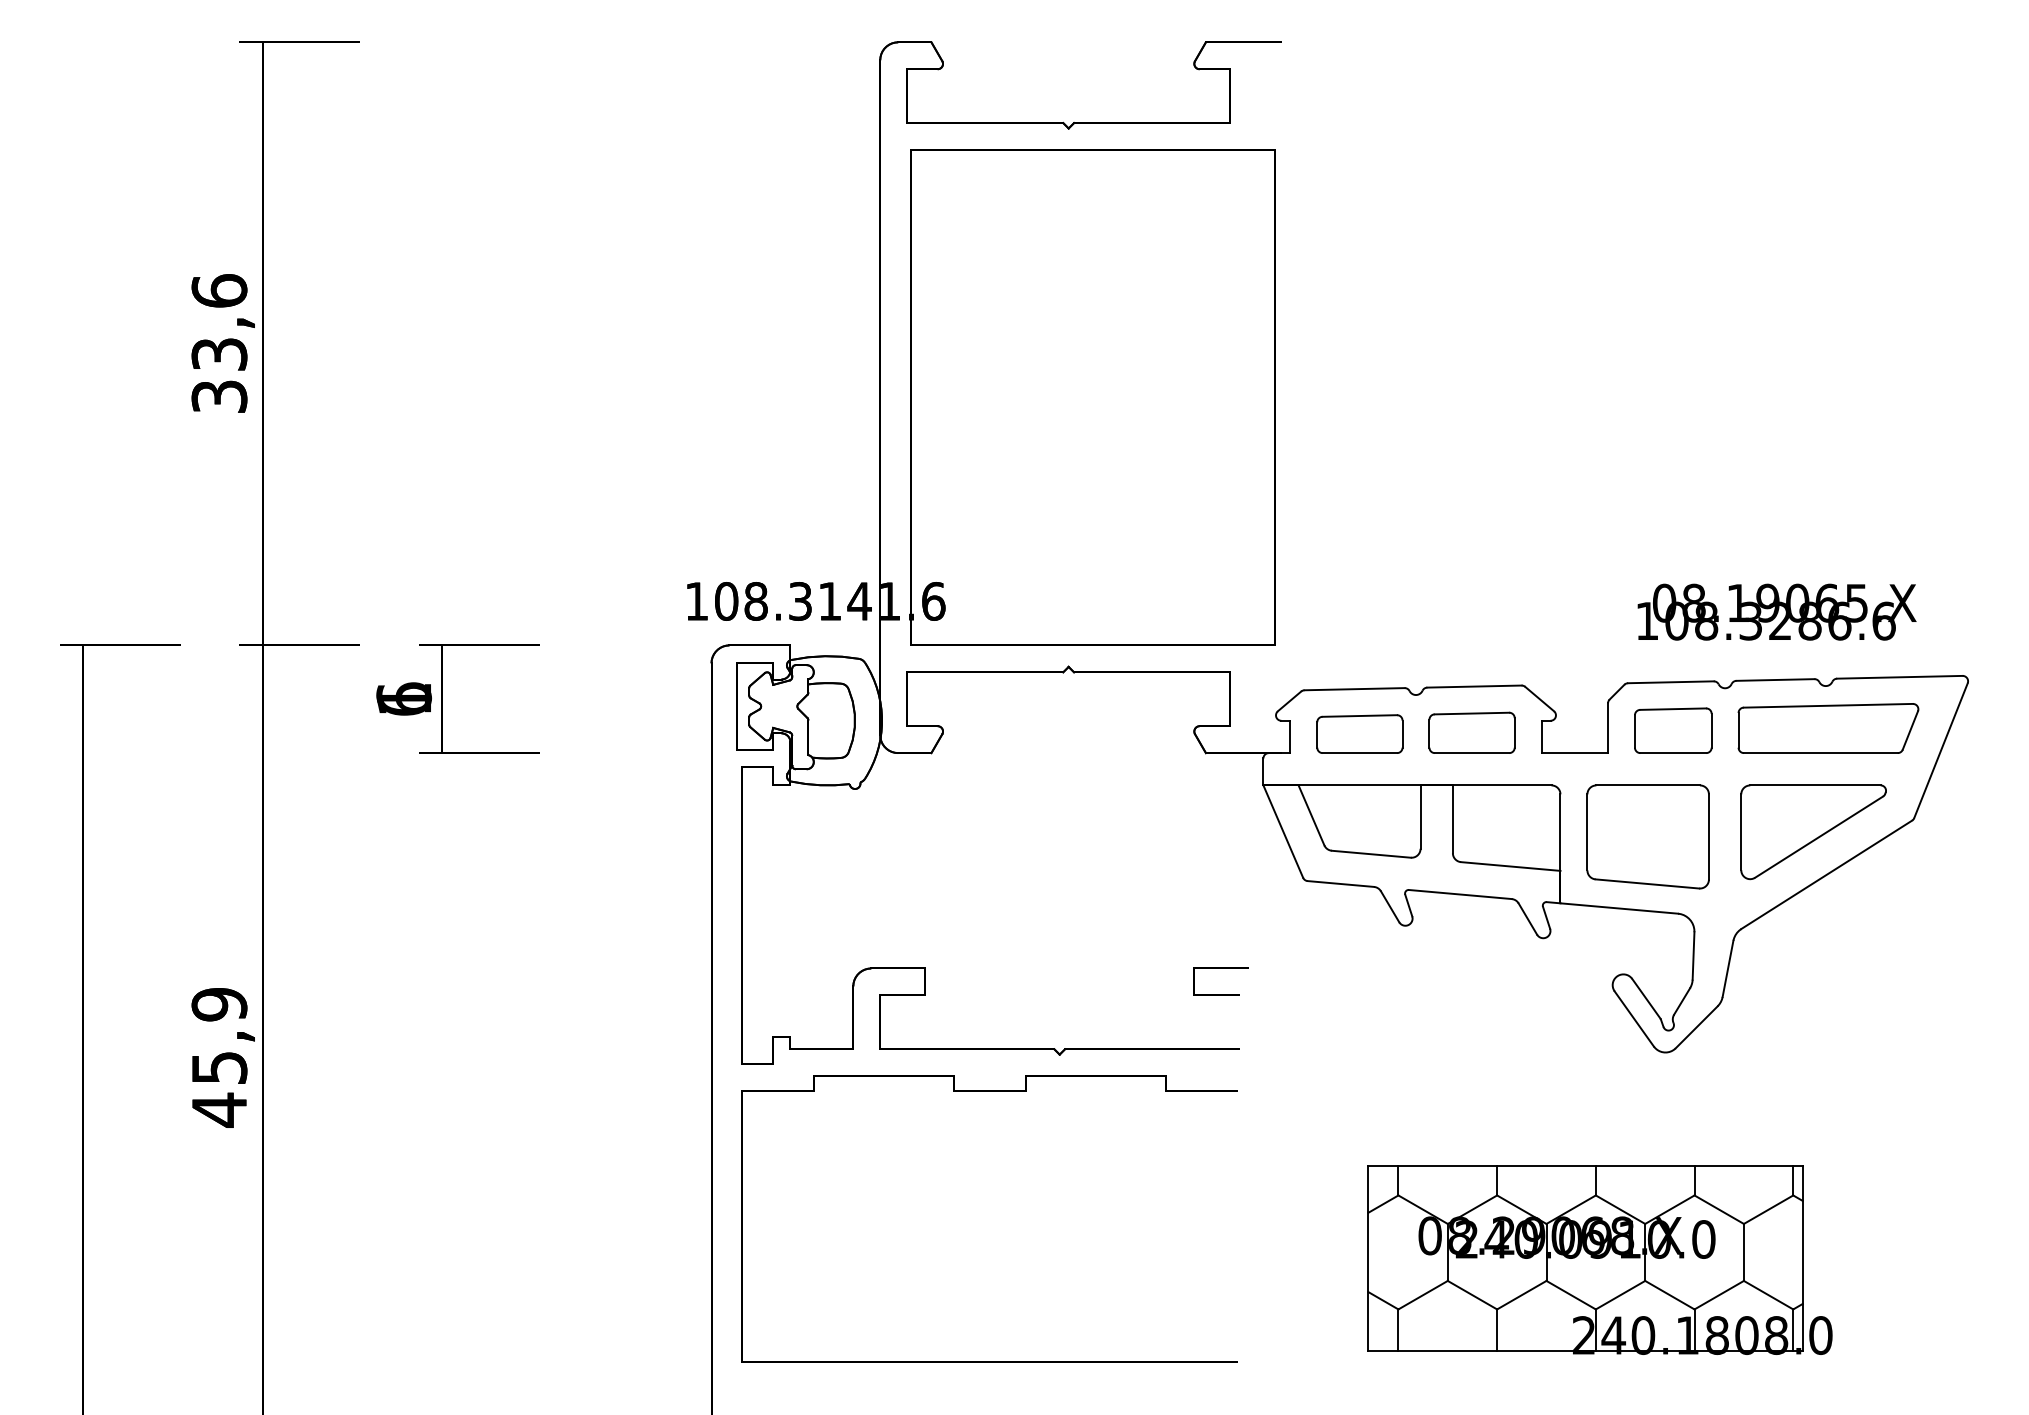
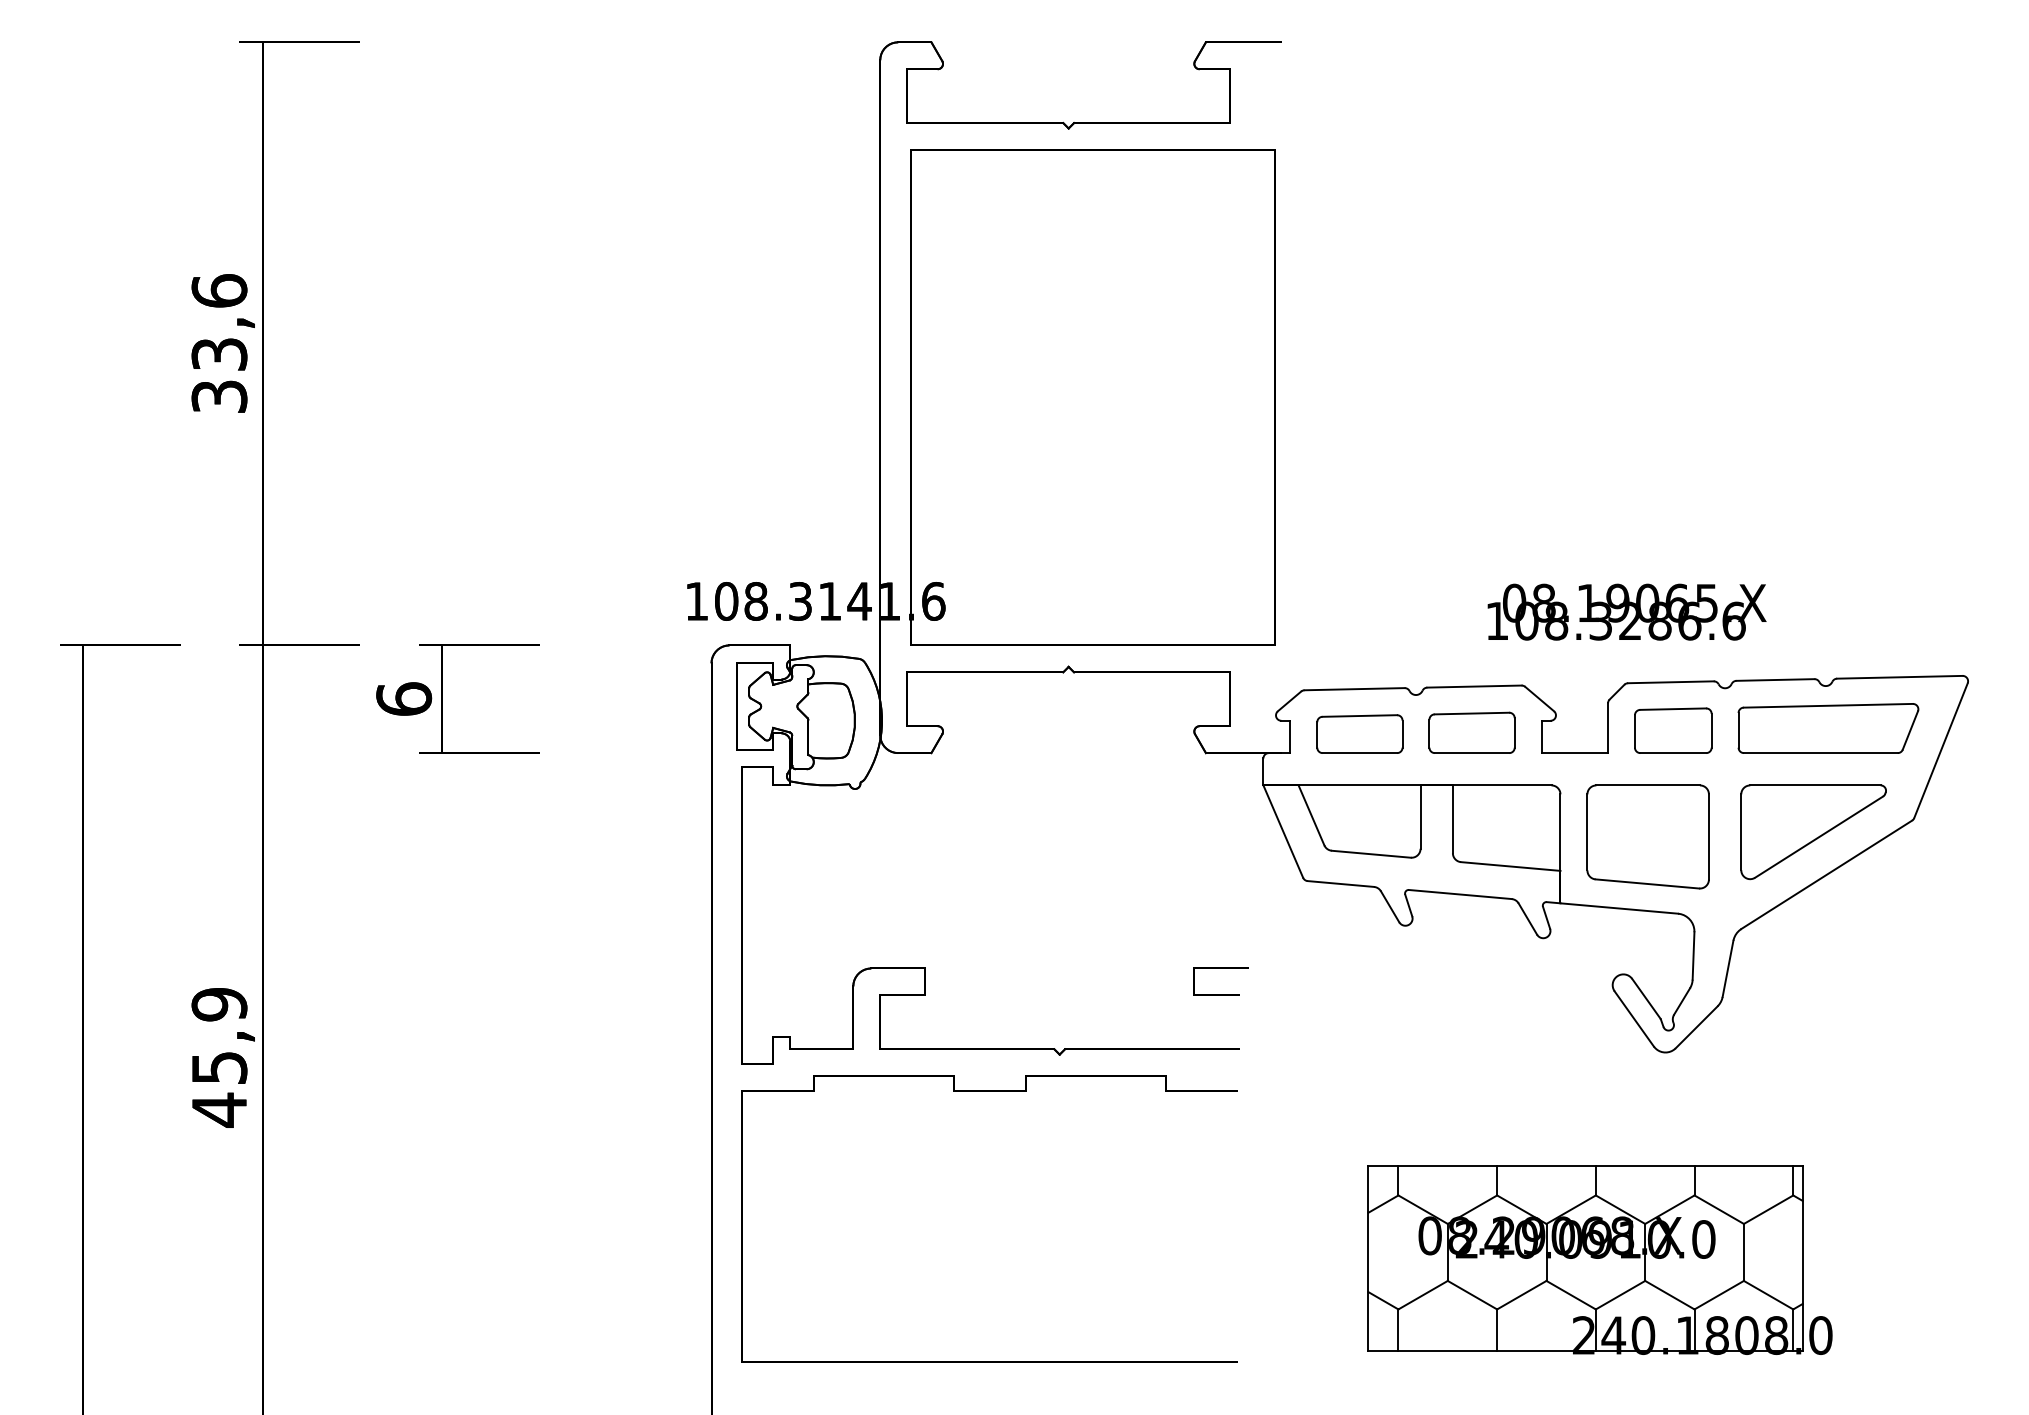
text position: (1776, 611) -> (1626, 611) (1626, 611)
text: 1 -> 6 (403, 698)
